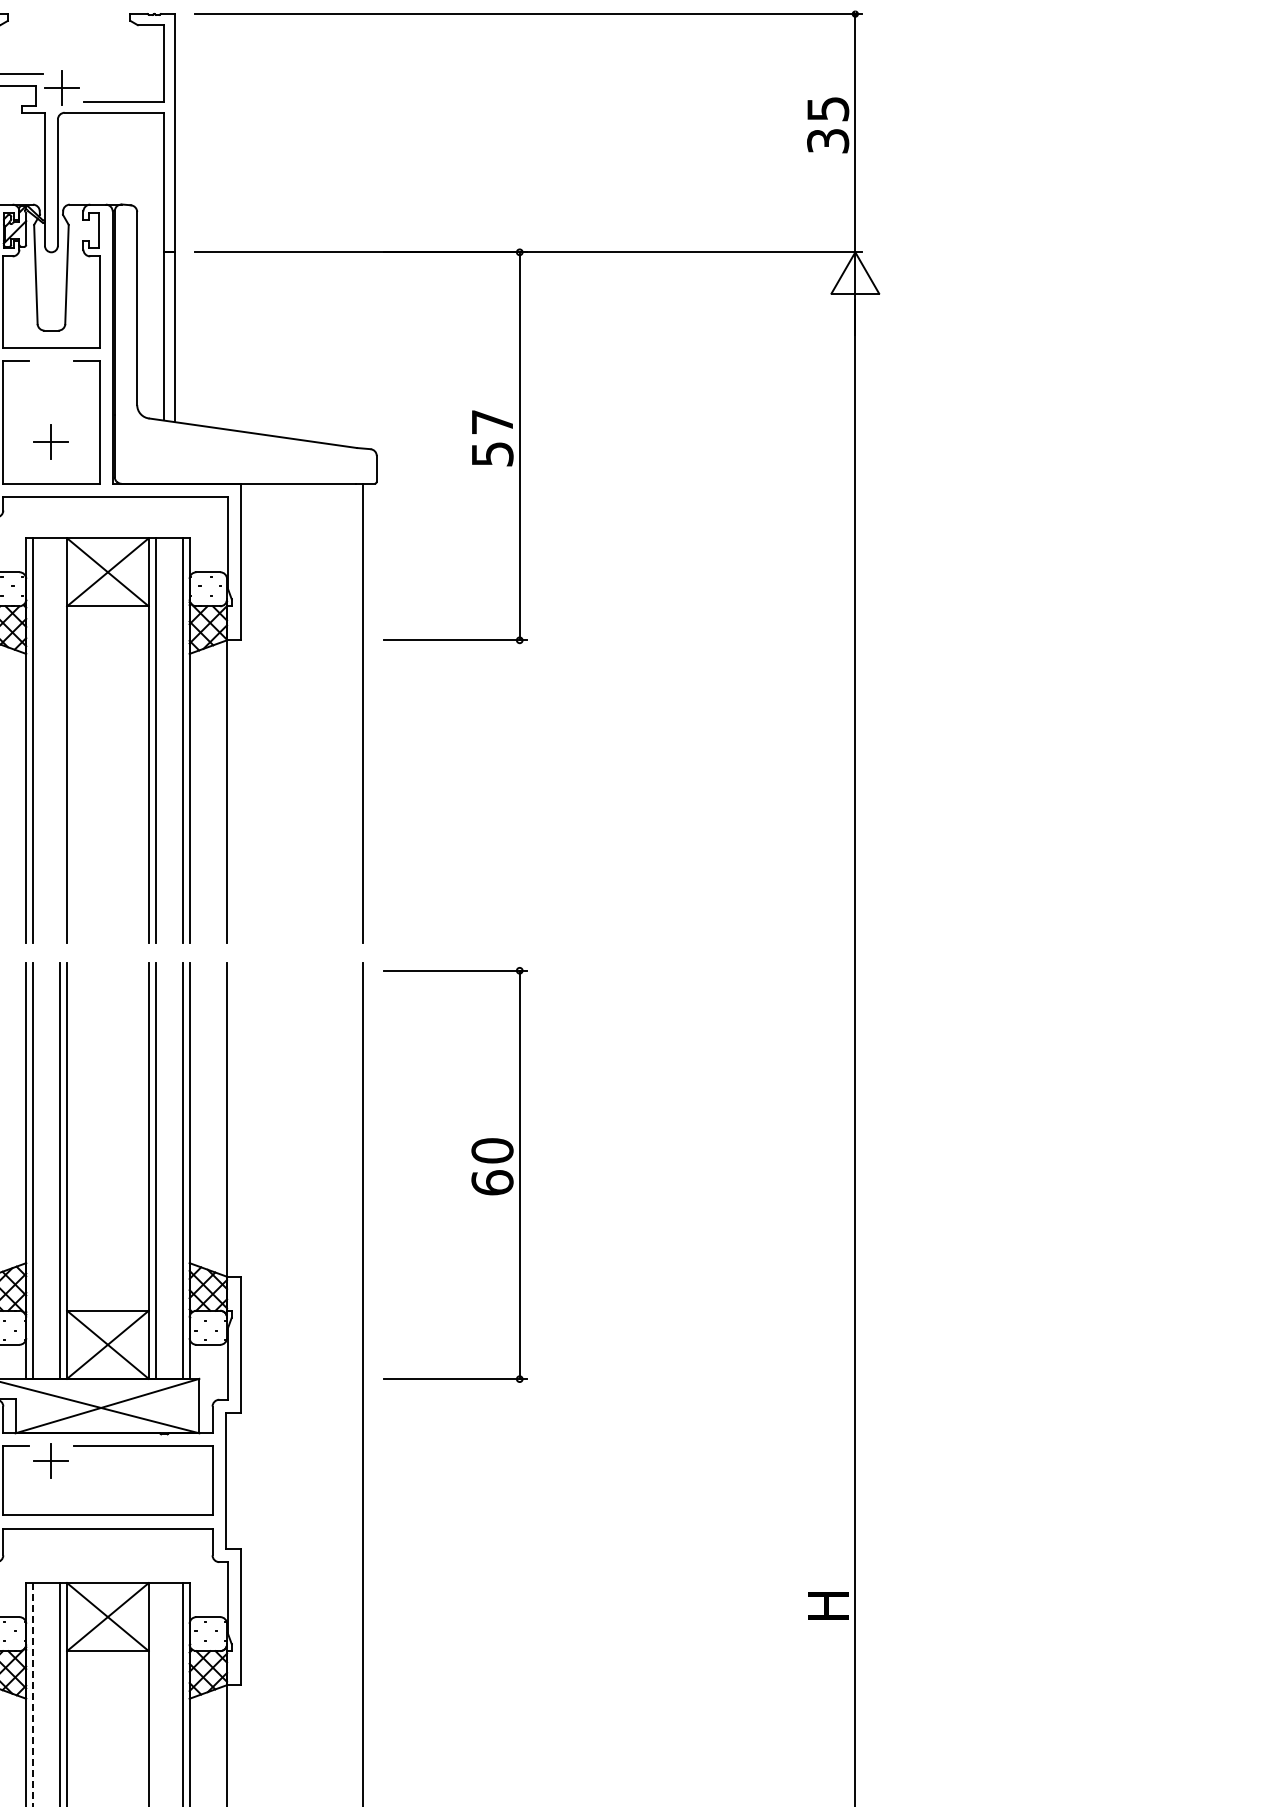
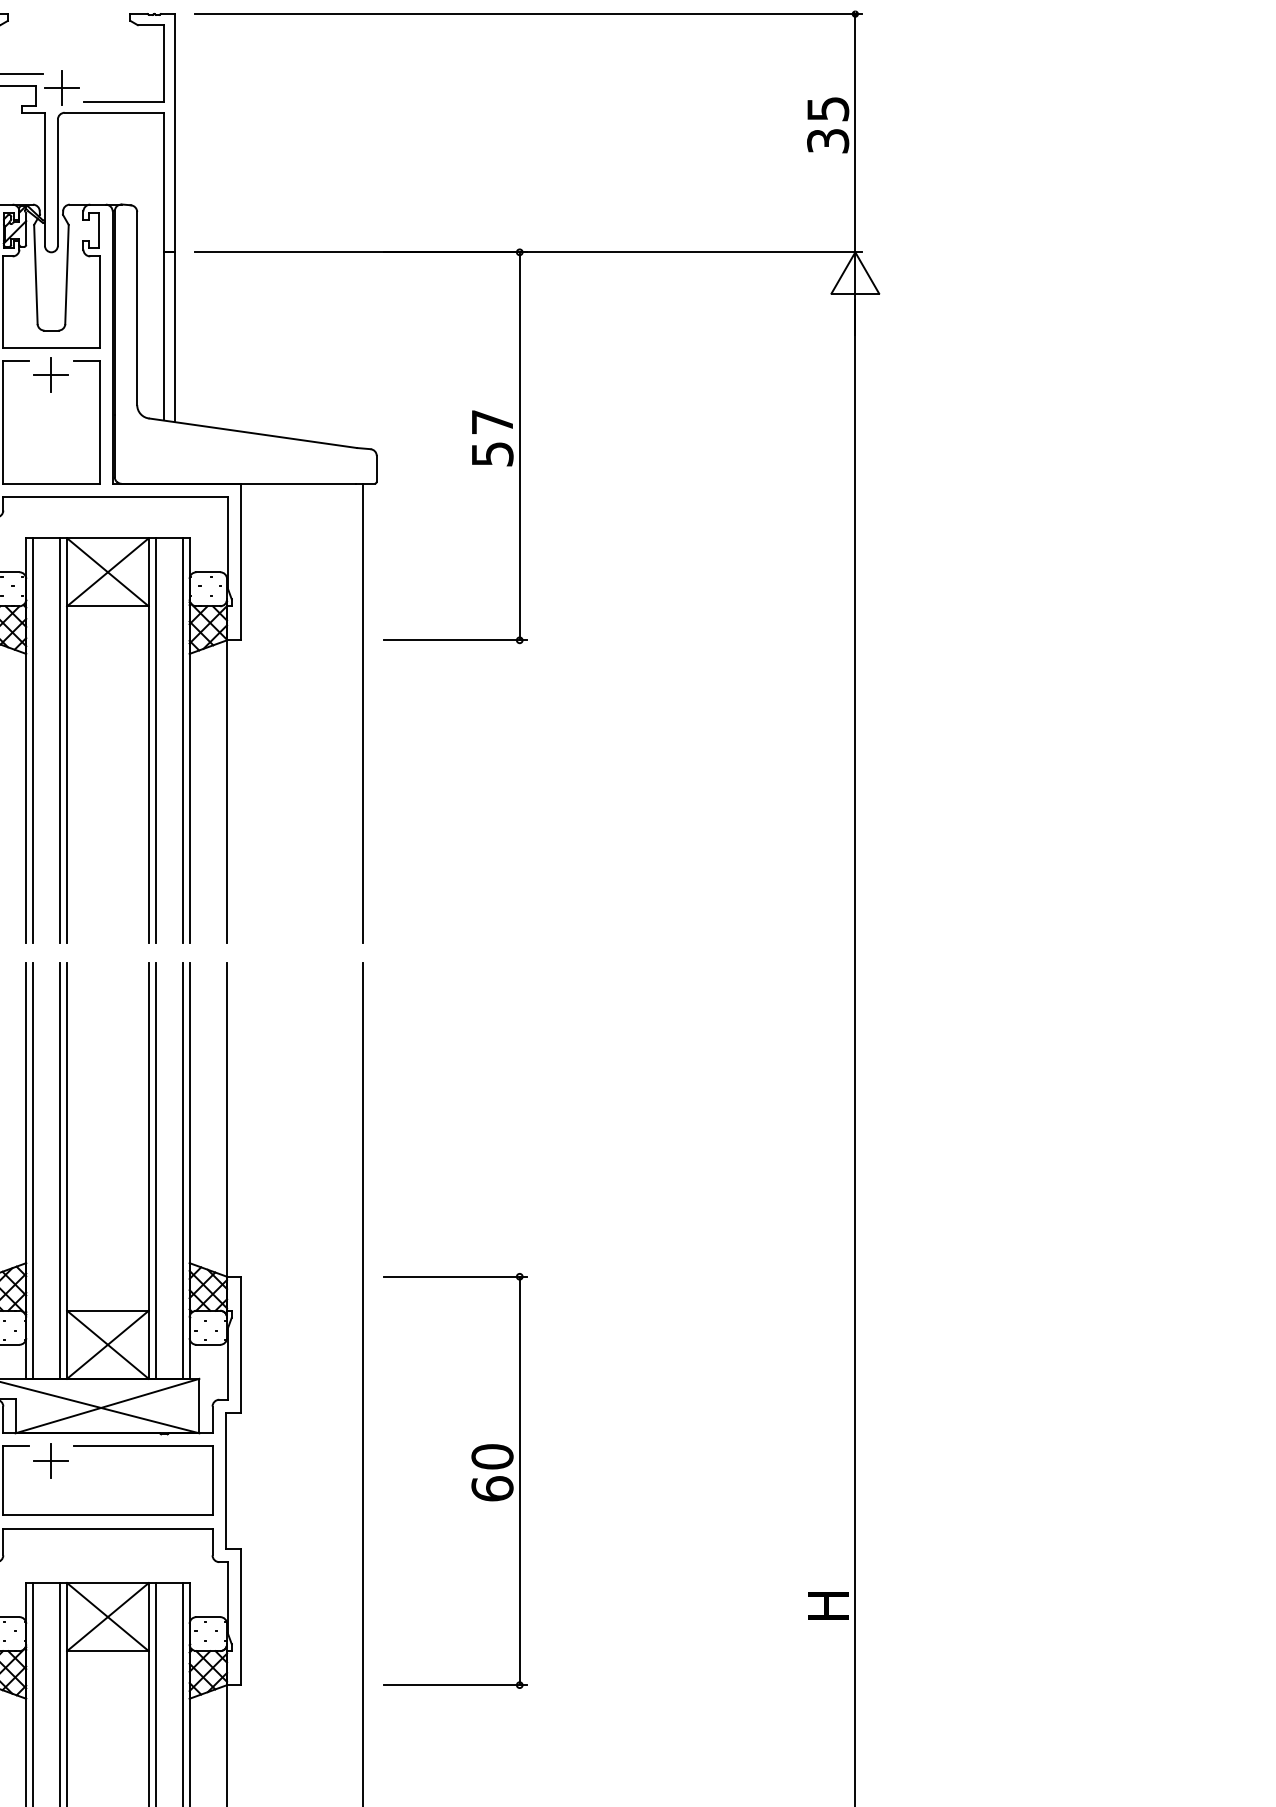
part position: (50, 441) -> (50, 374) (50, 374)
line: none -> present (60, 740)
part position: (471, 1176) -> (471, 1482) (471, 1482)
line: none -> present (155, 1693)
line: dashed -> solid (33, 1694)
